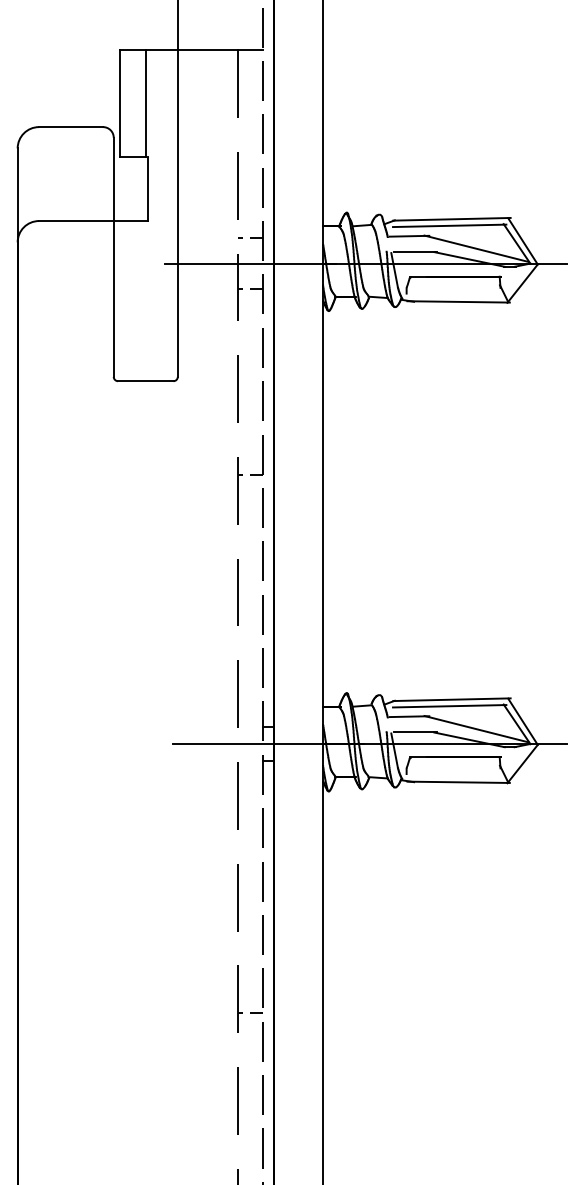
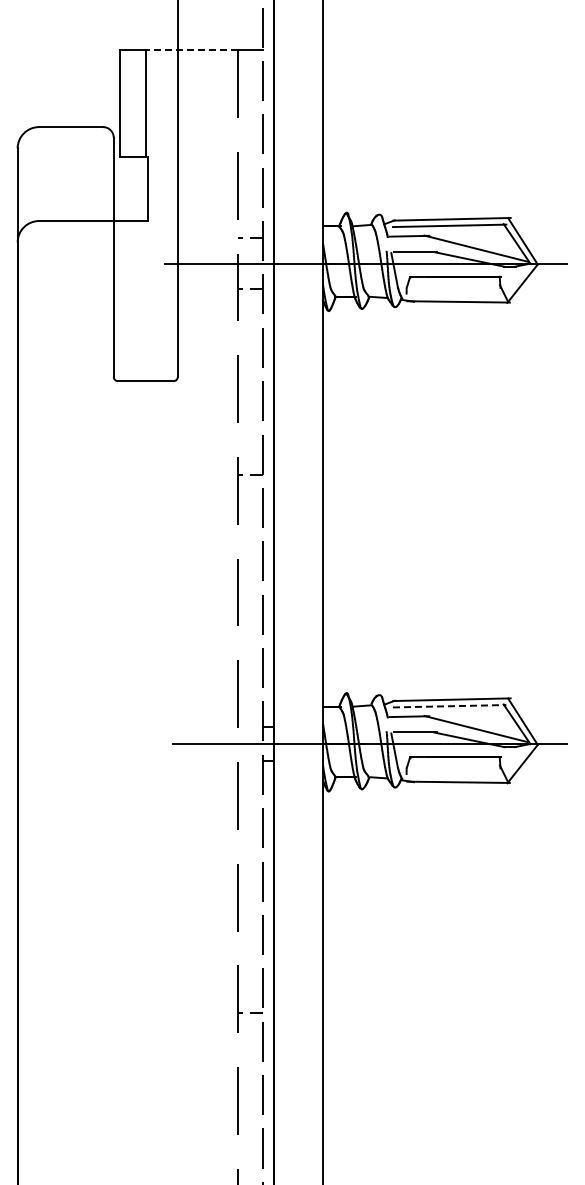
line: solid -> dashed (191, 50)
line: solid -> dashed (449, 706)
